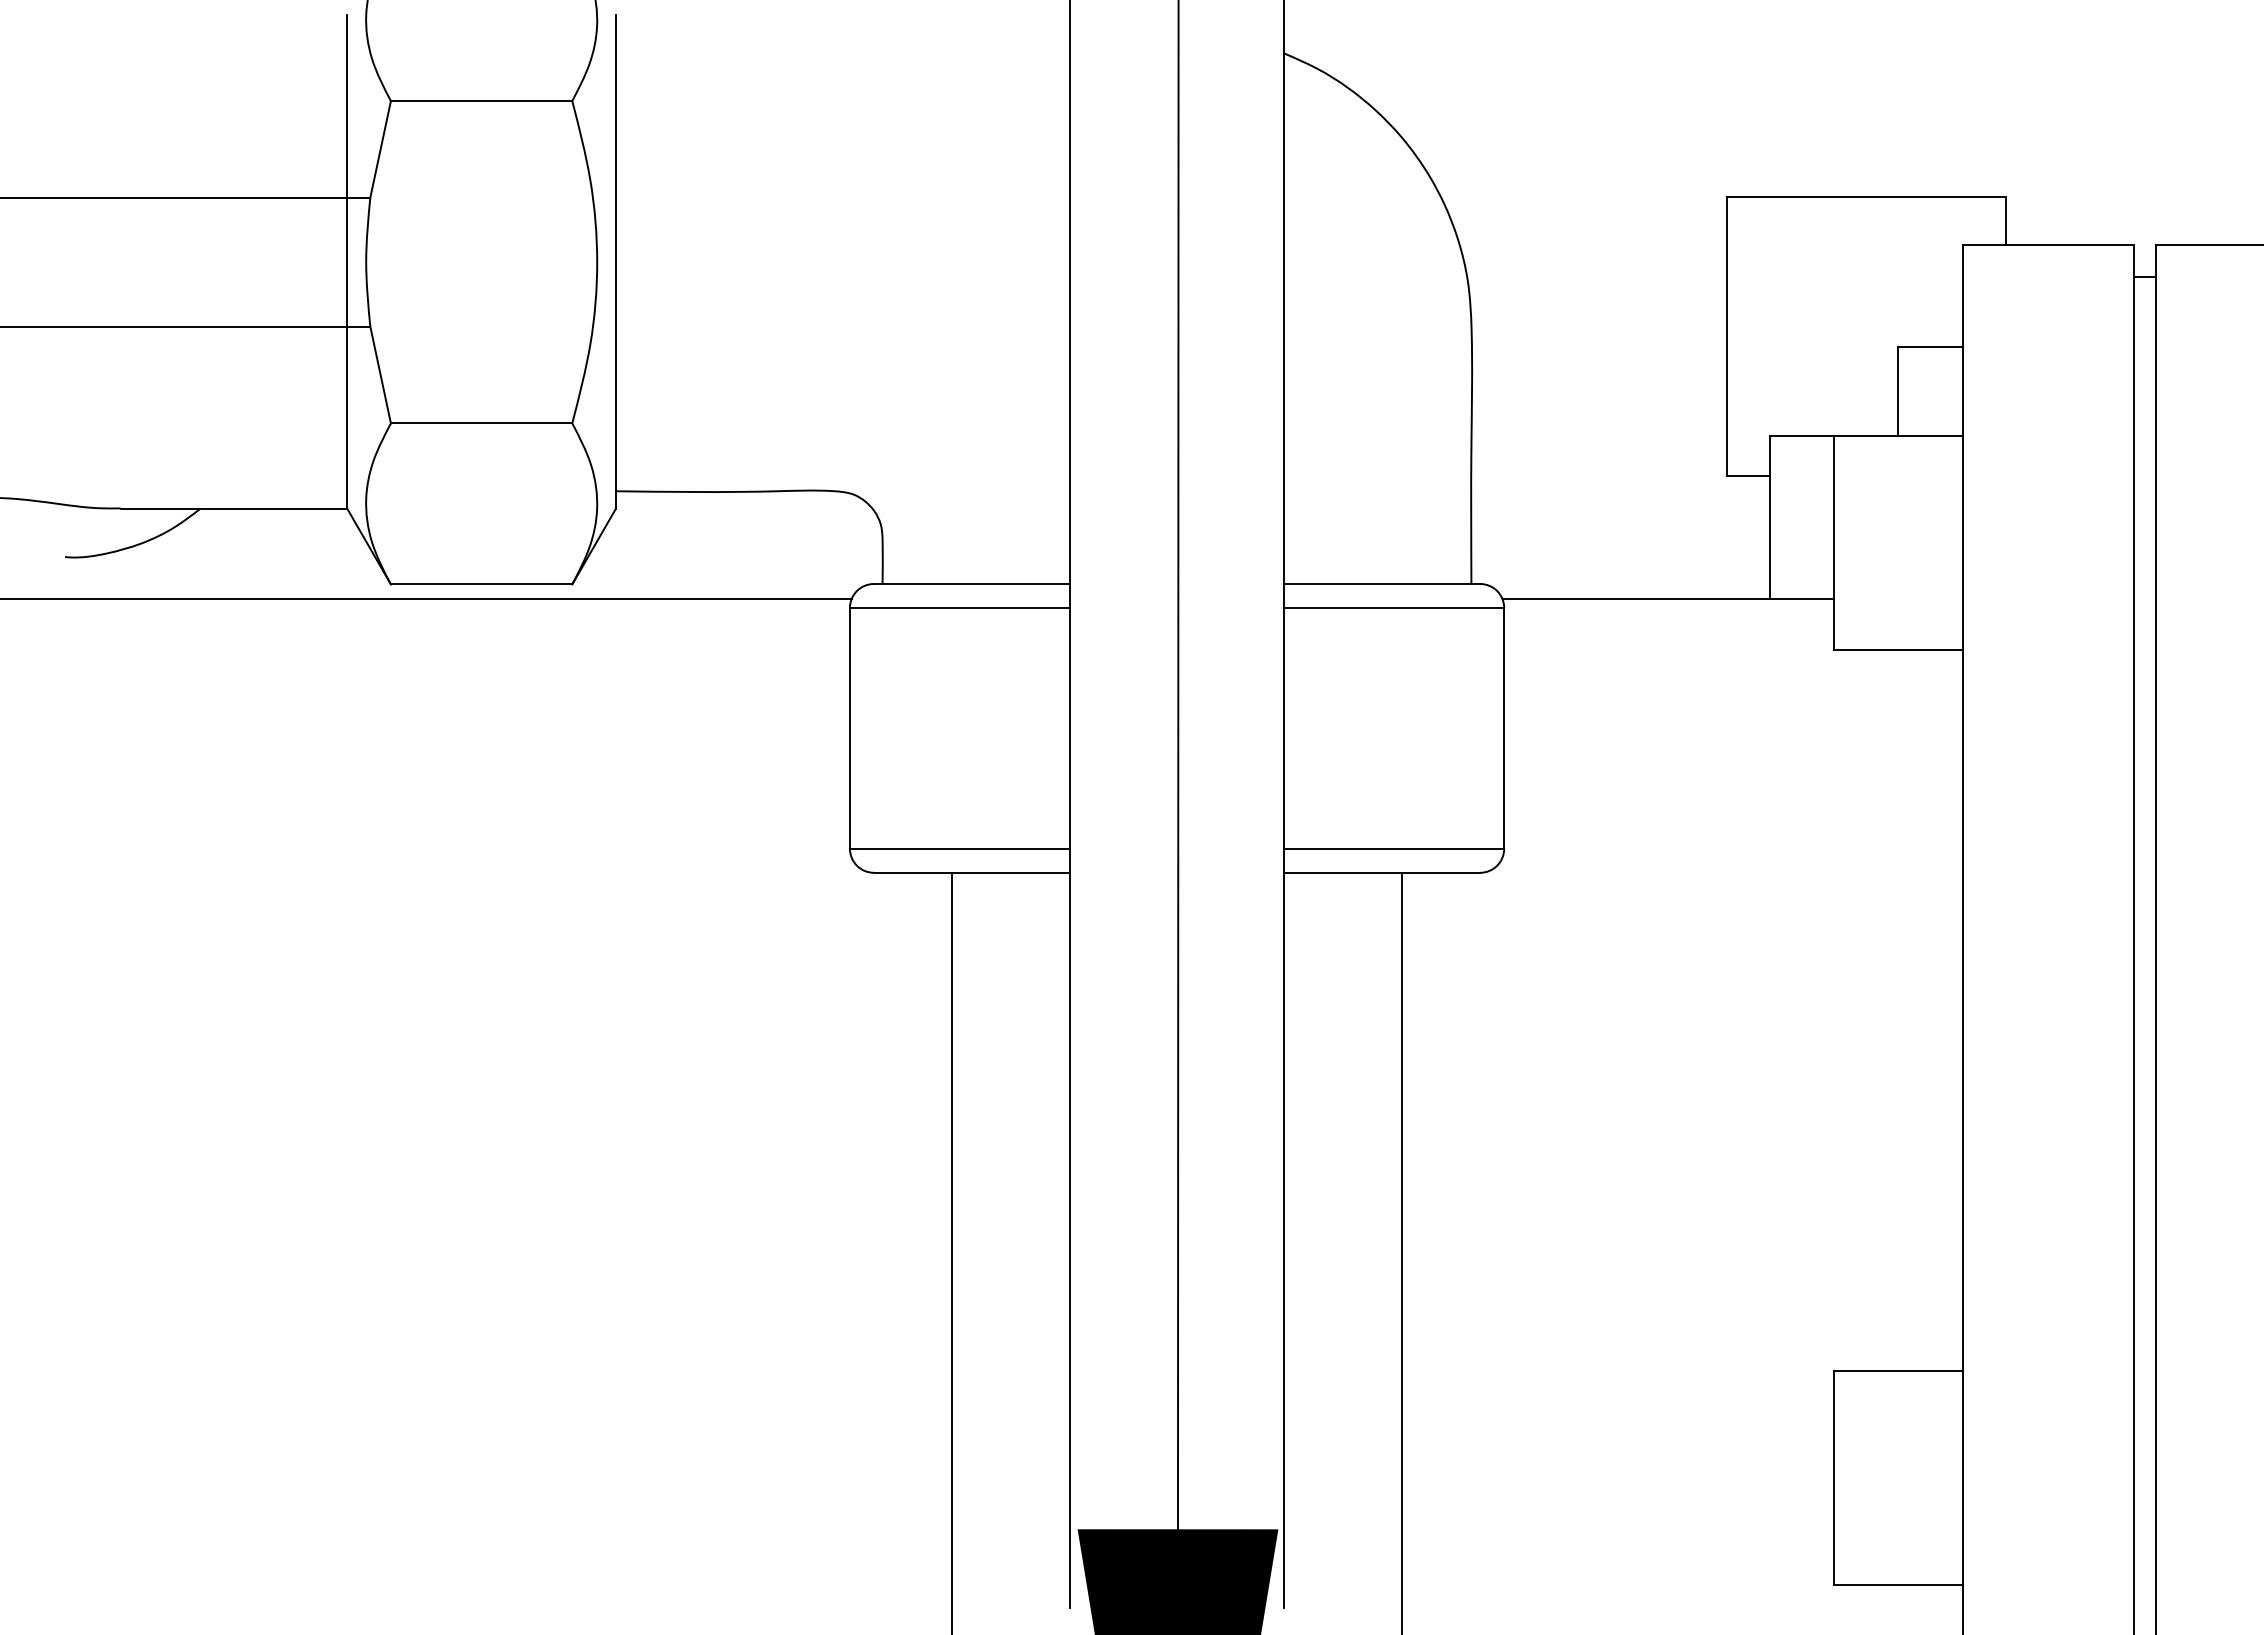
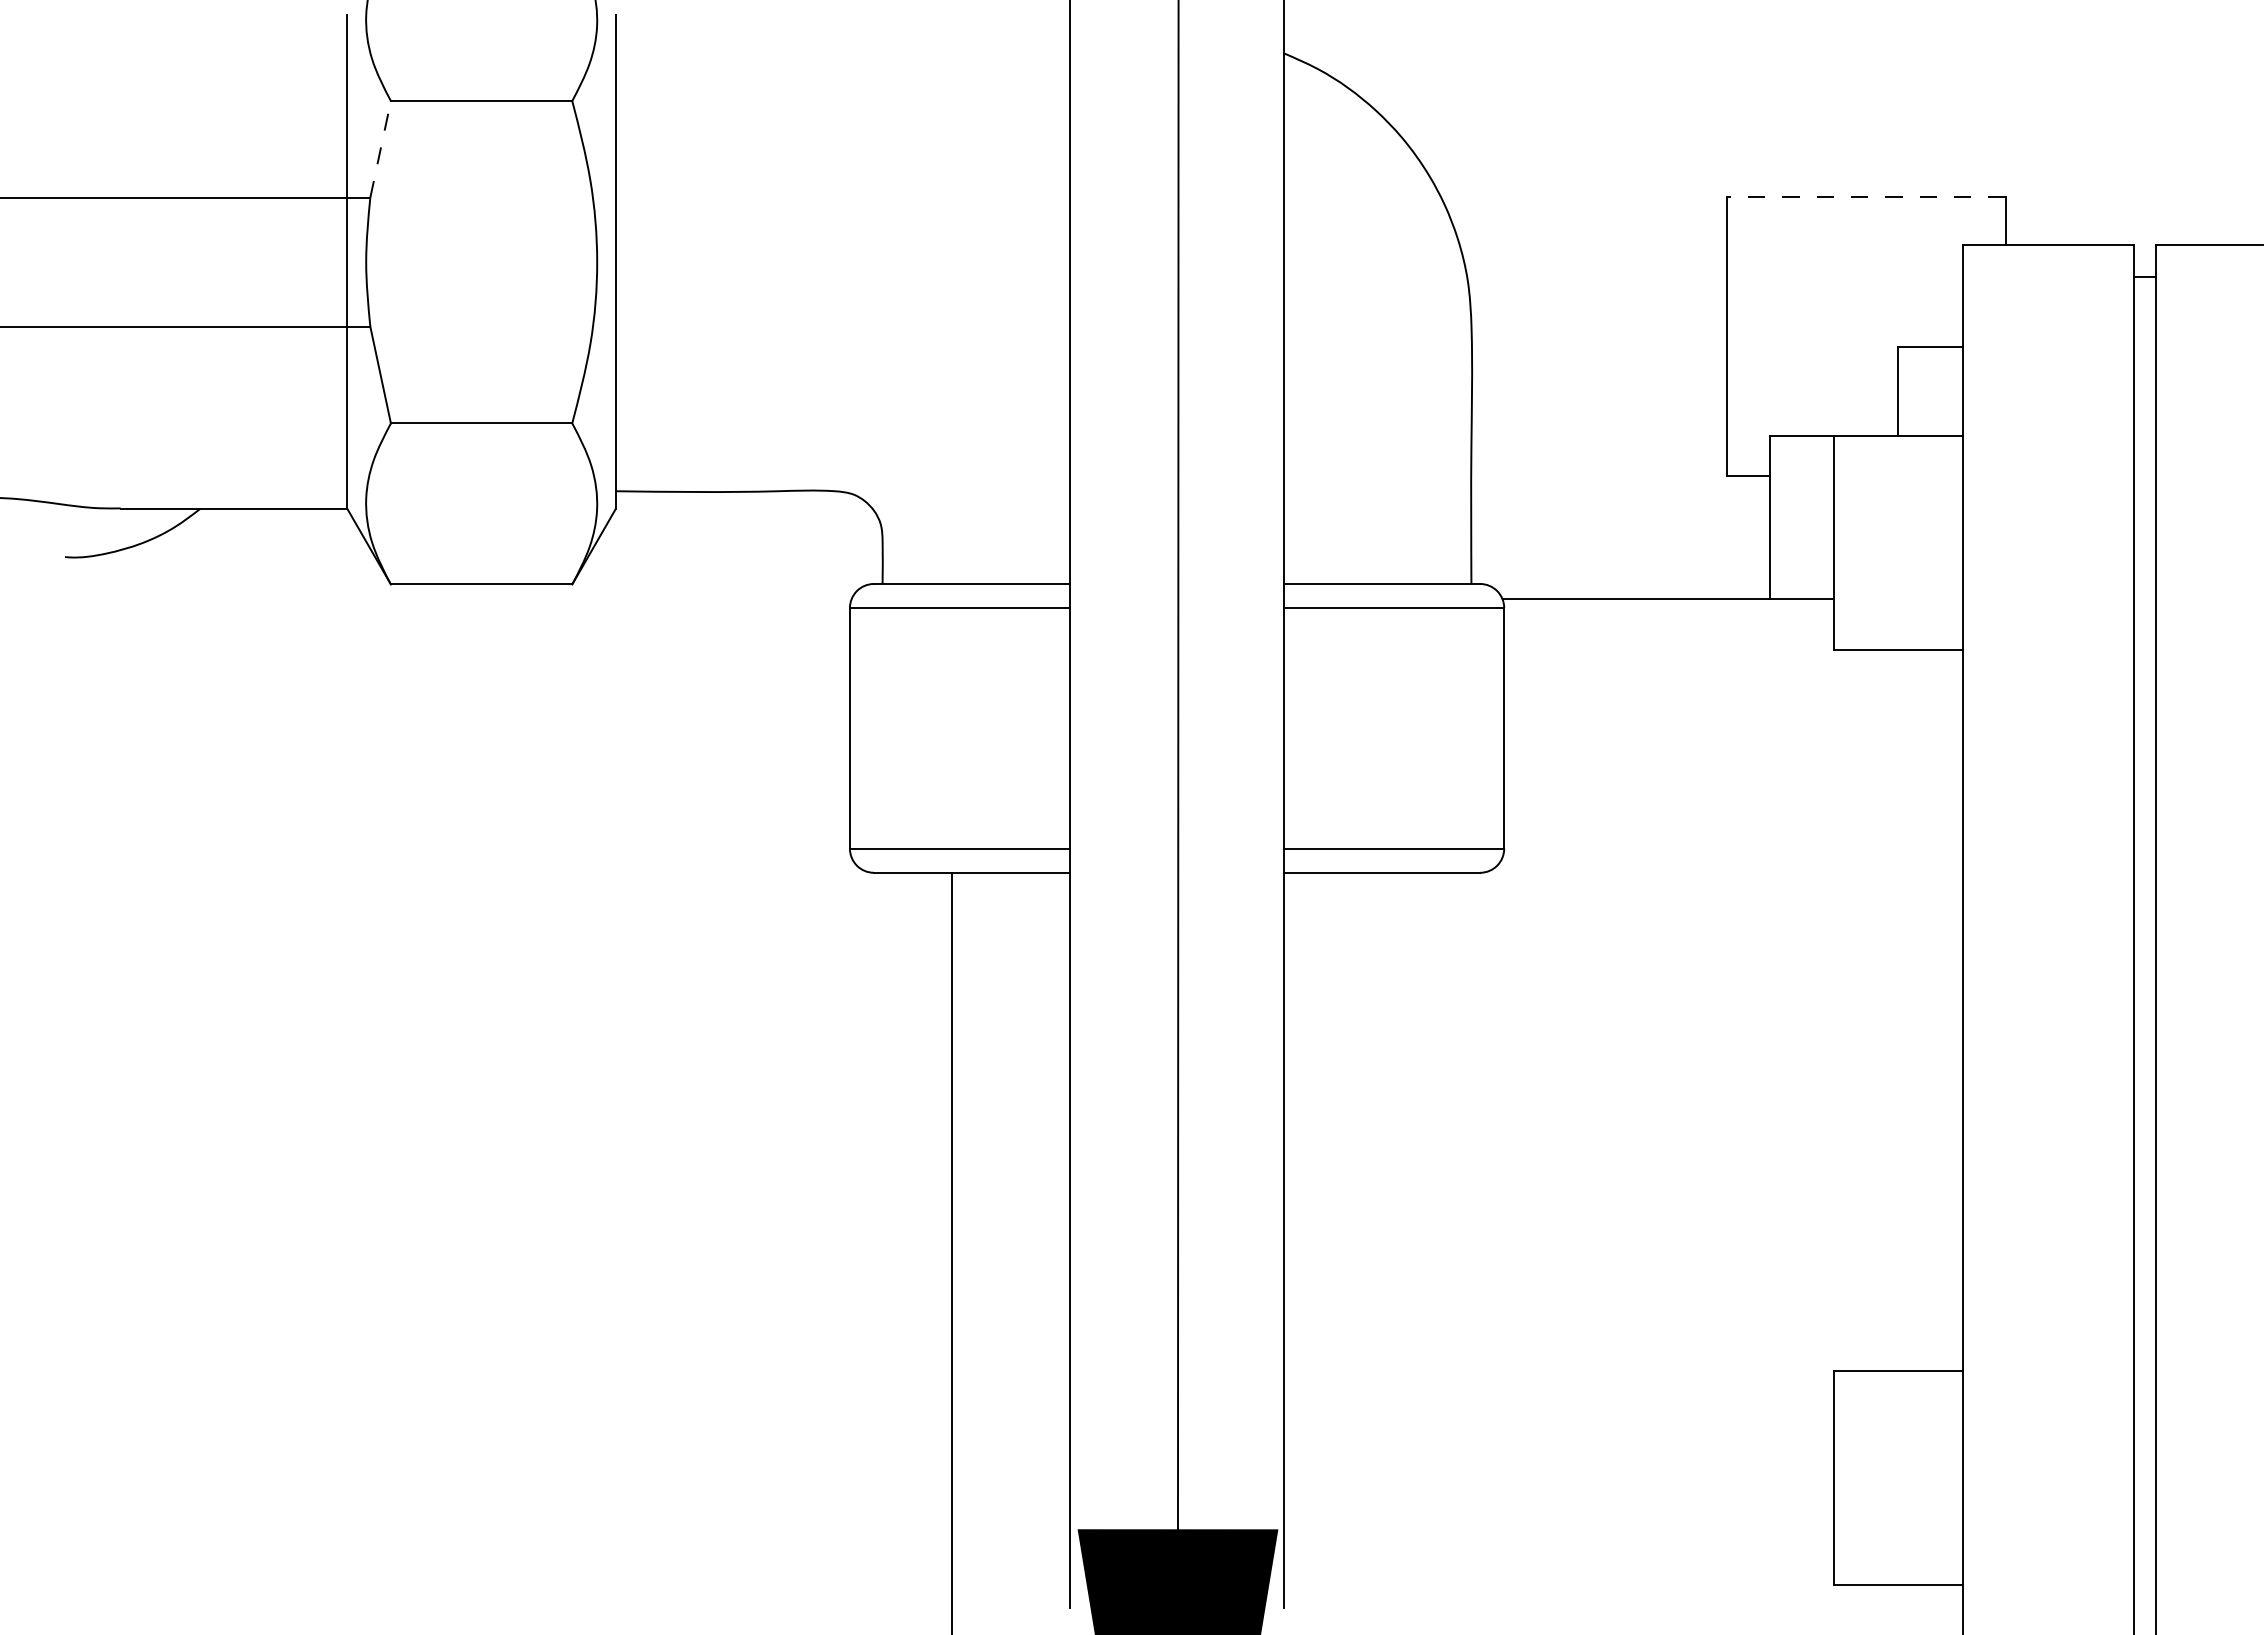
line: solid -> dashed (380, 148)
line: solid -> dashed (1866, 196)
line: present -> none (426, 599)
line: present -> none (1401, 1251)
